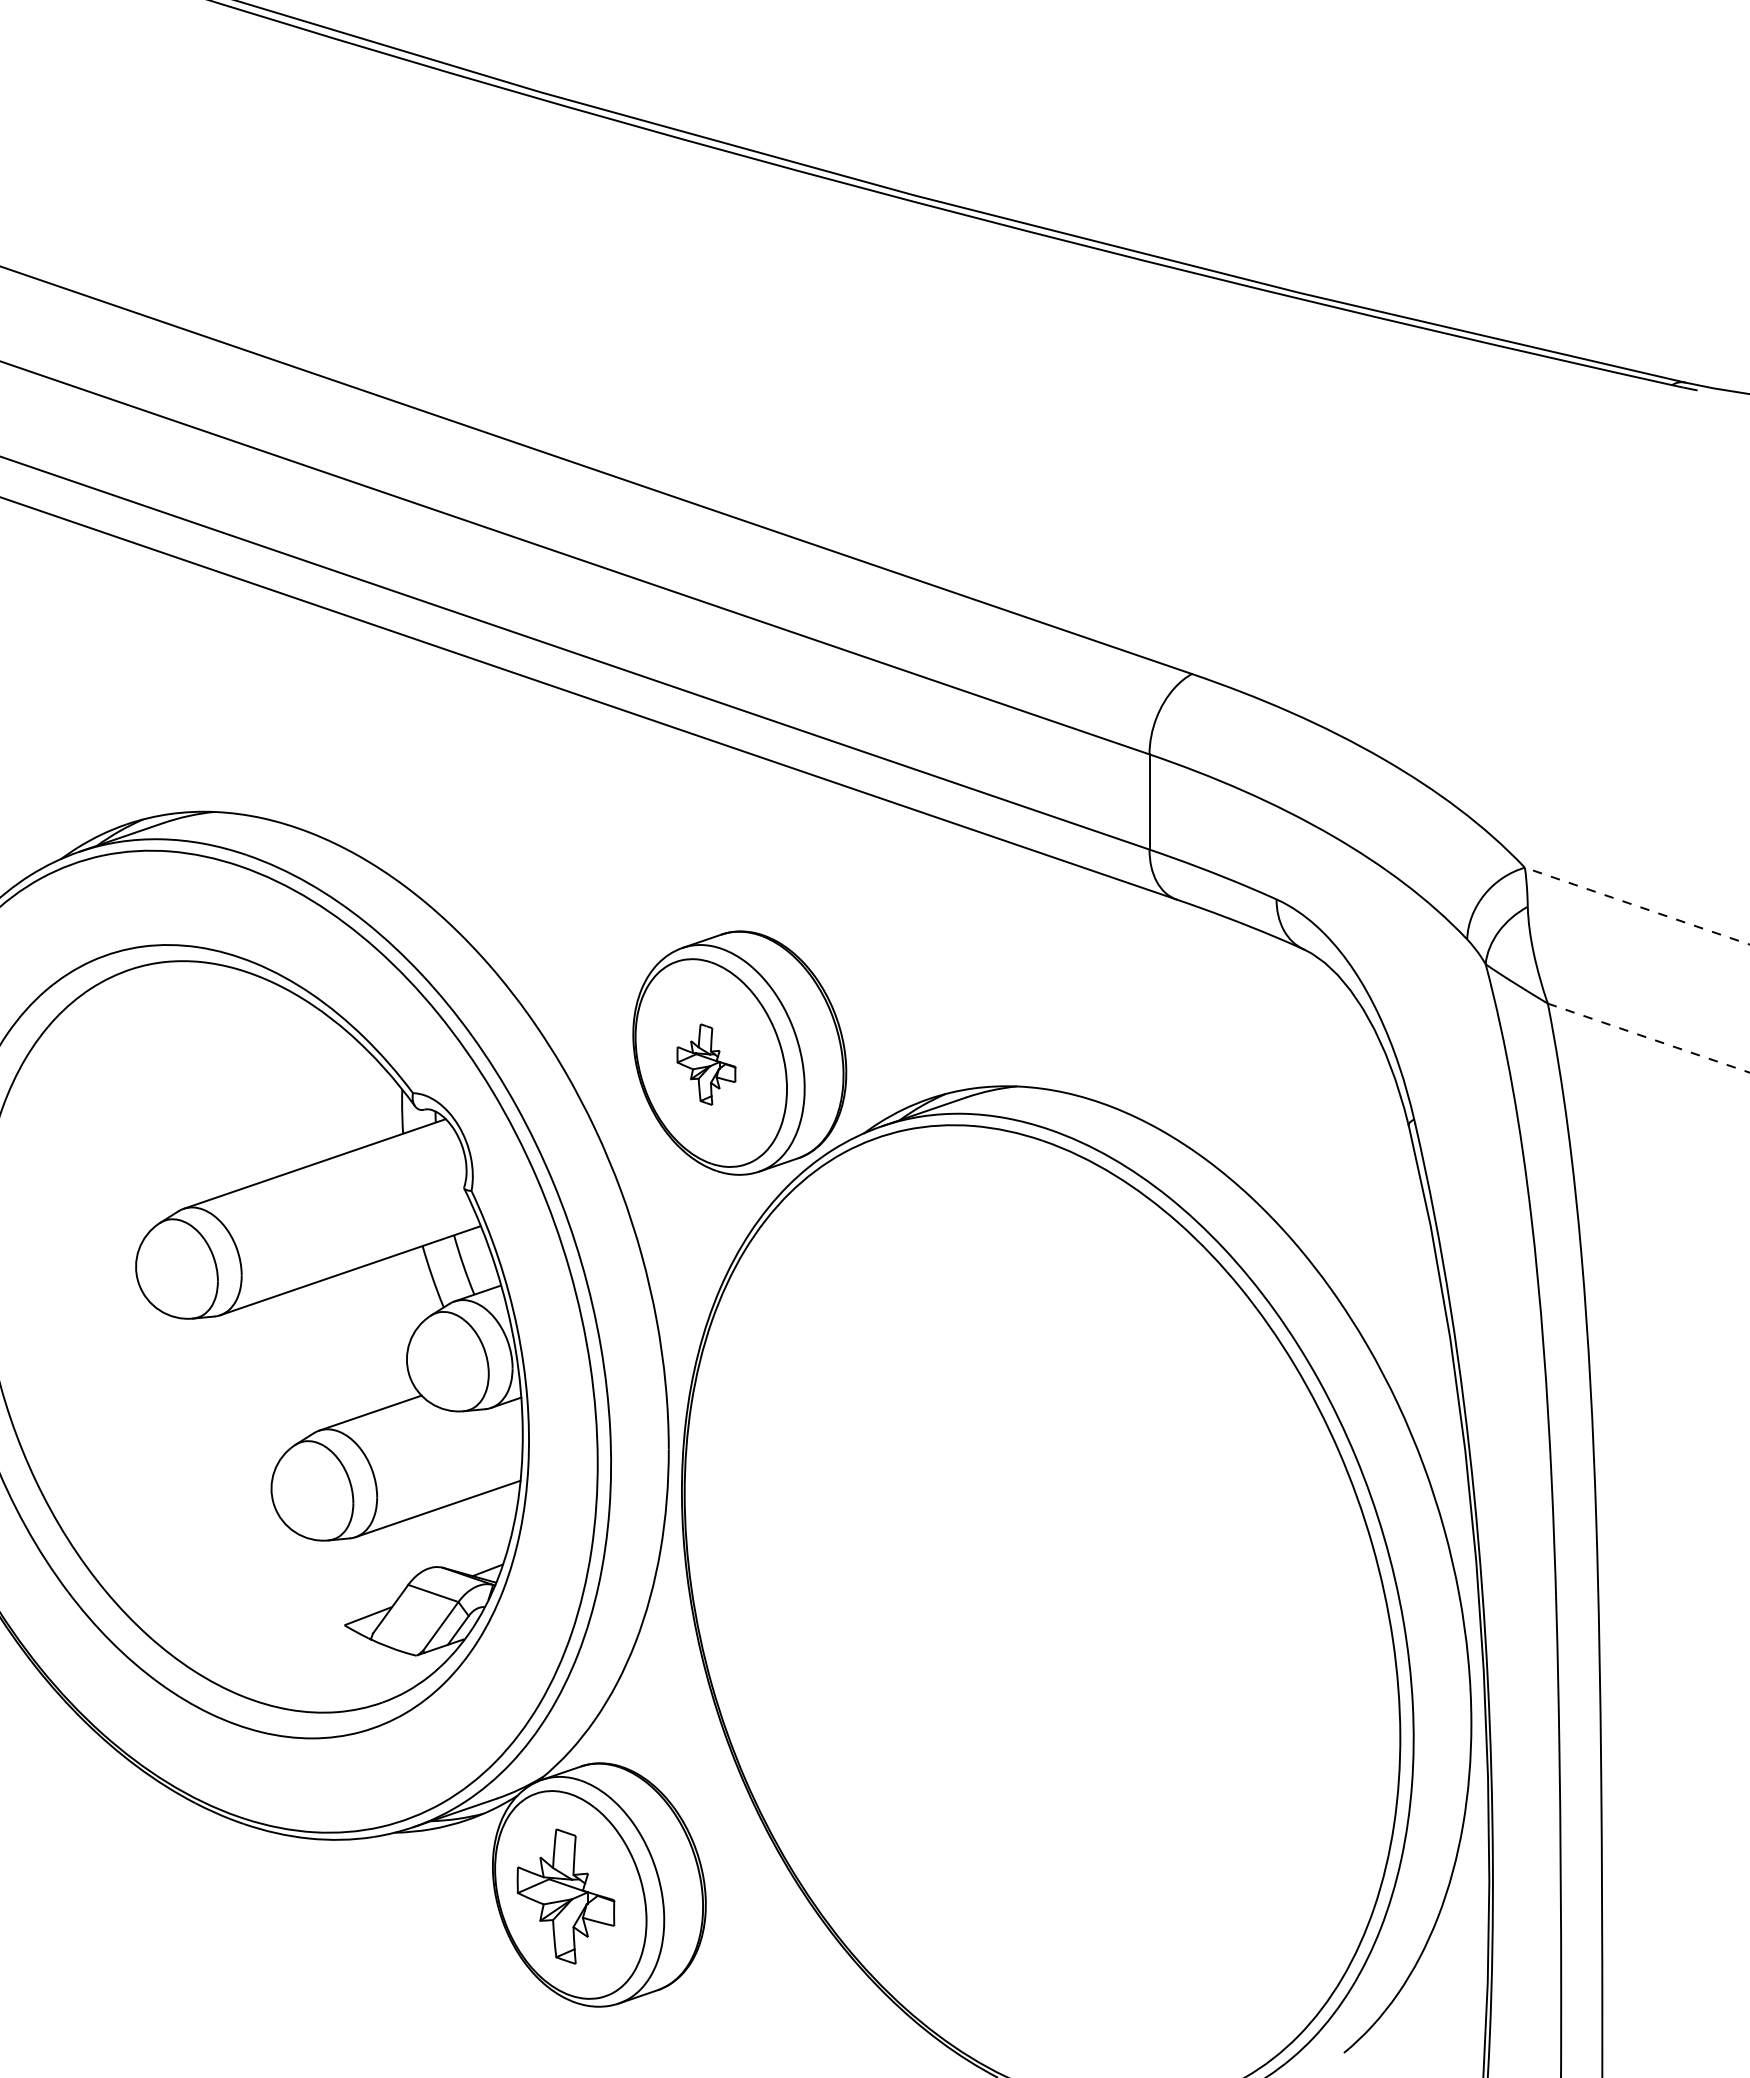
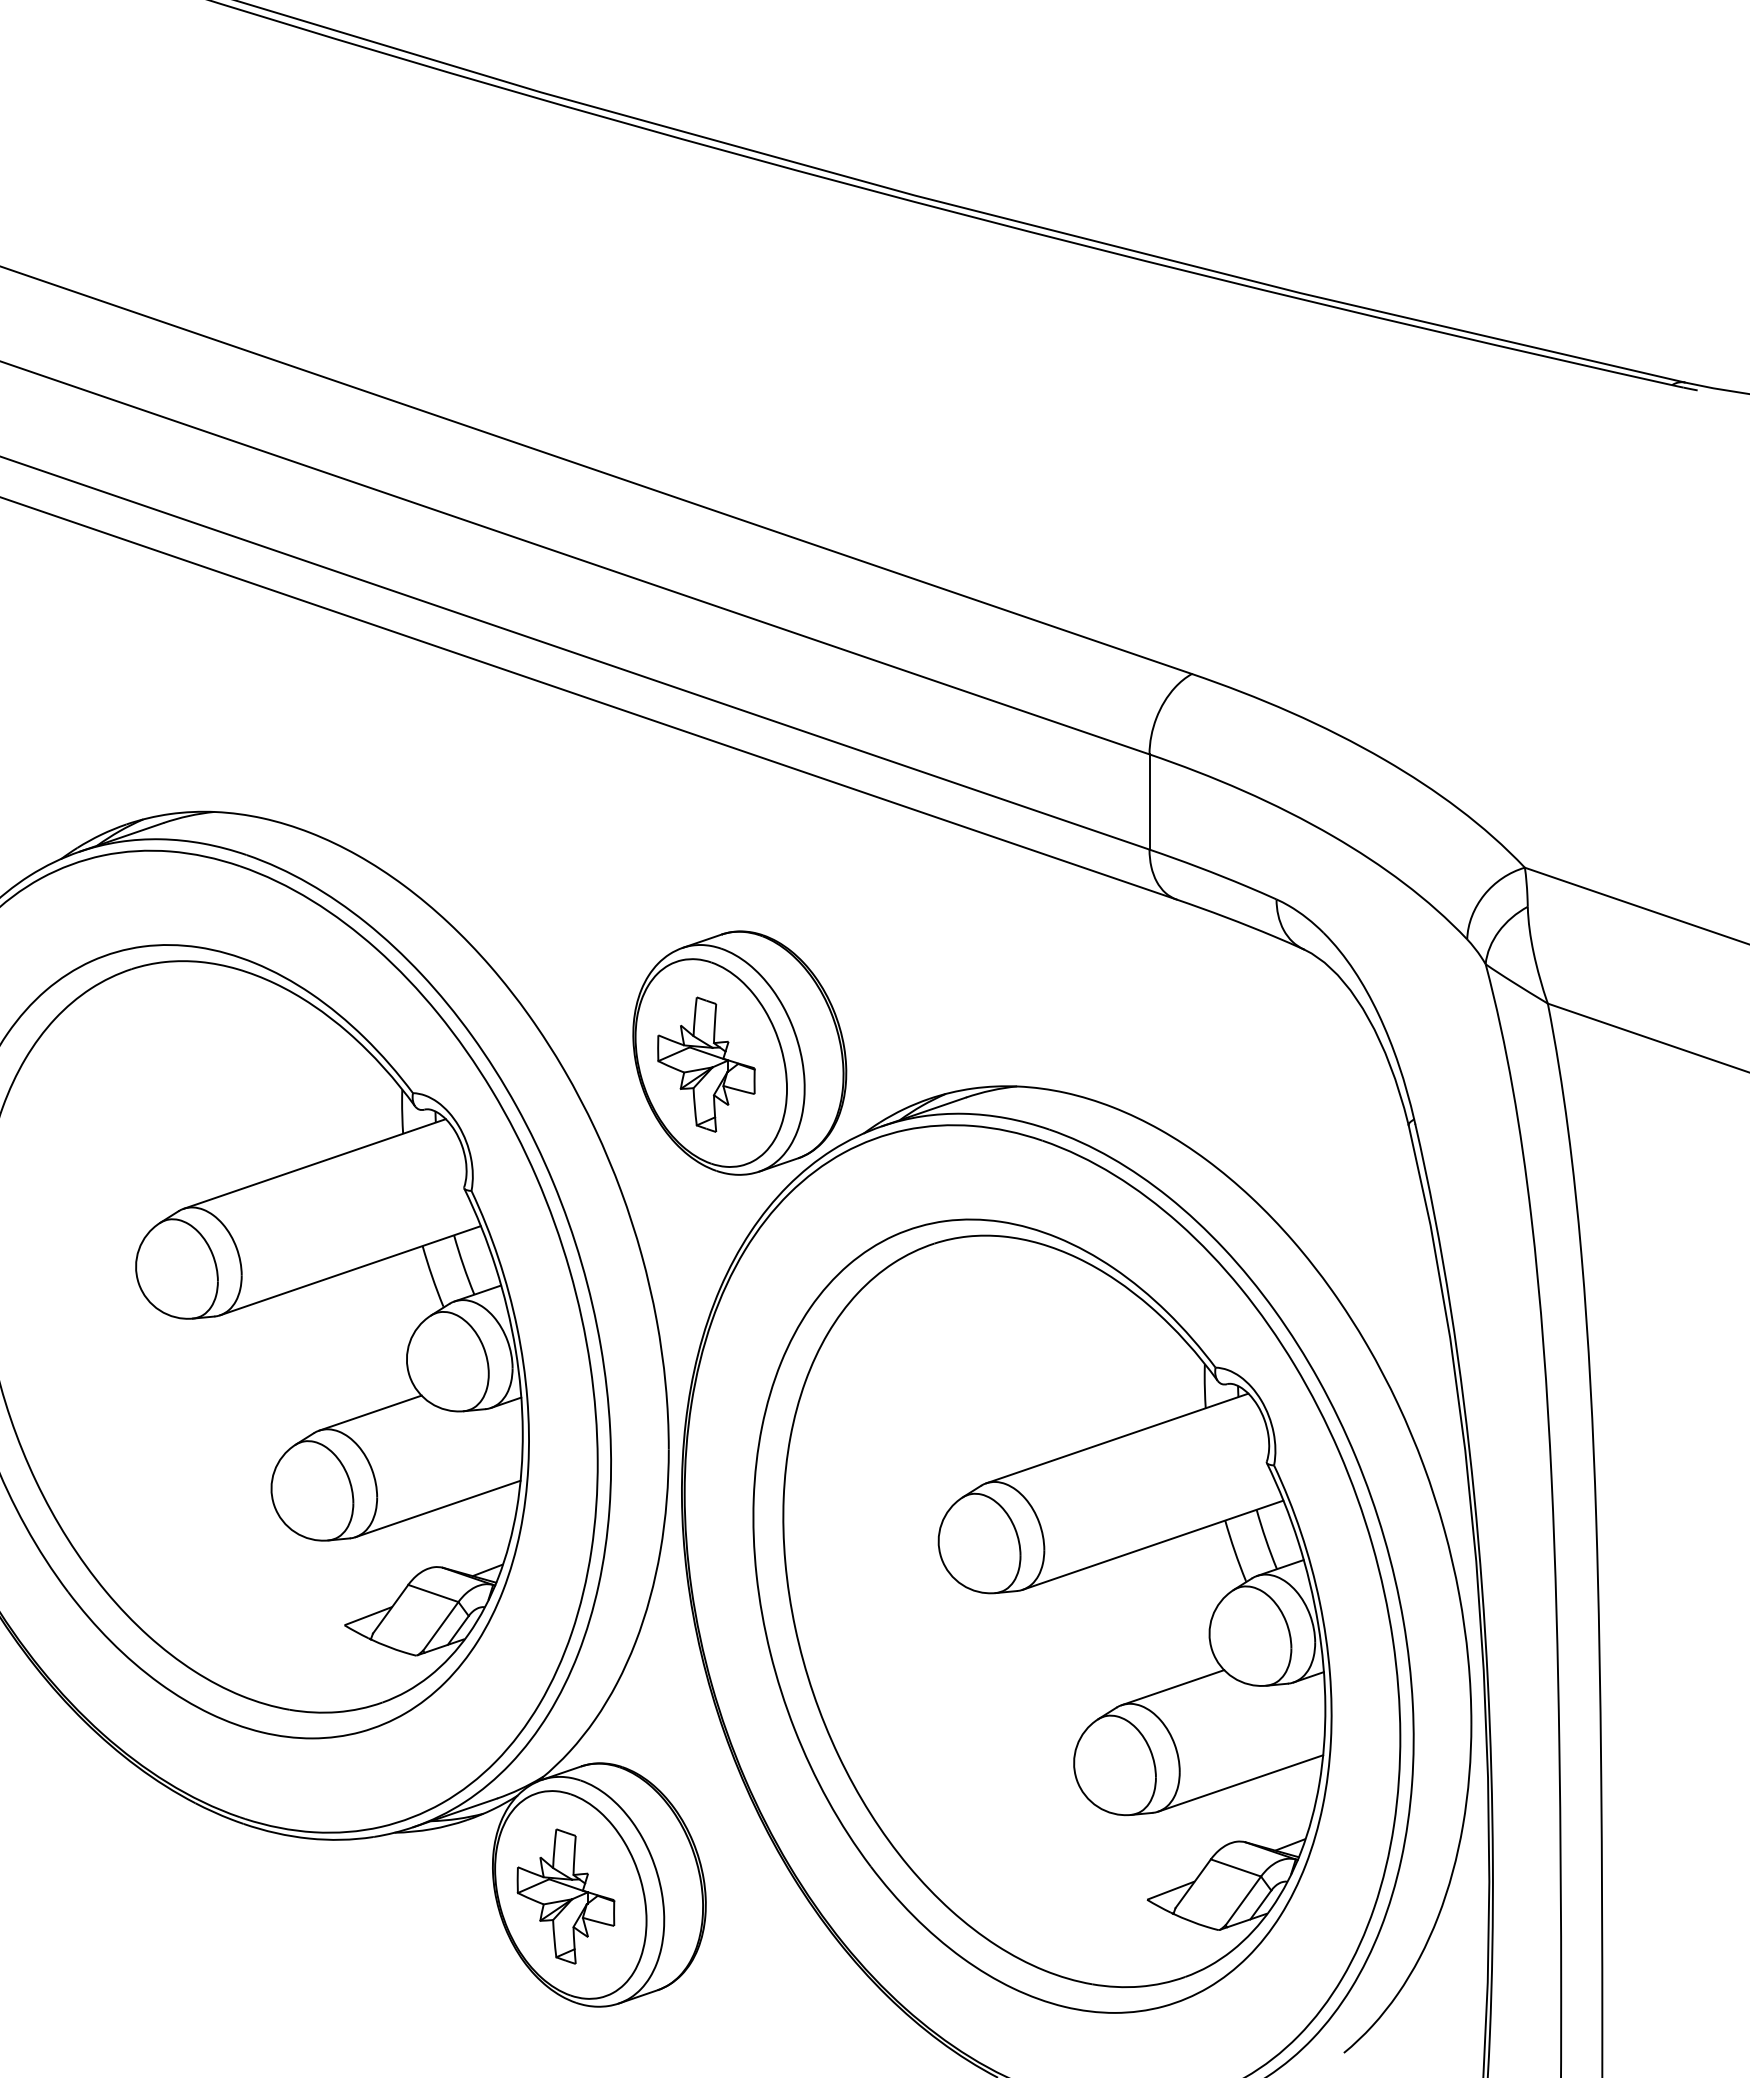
line: dashed -> solid (1636, 905)
line: dashed -> solid (1648, 1037)
part size: 61x83 px -> 99x137 px (706, 1064)
part: none -> present (1042, 1615)
